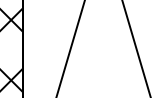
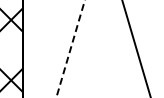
line: solid -> dashed (70, 48)
